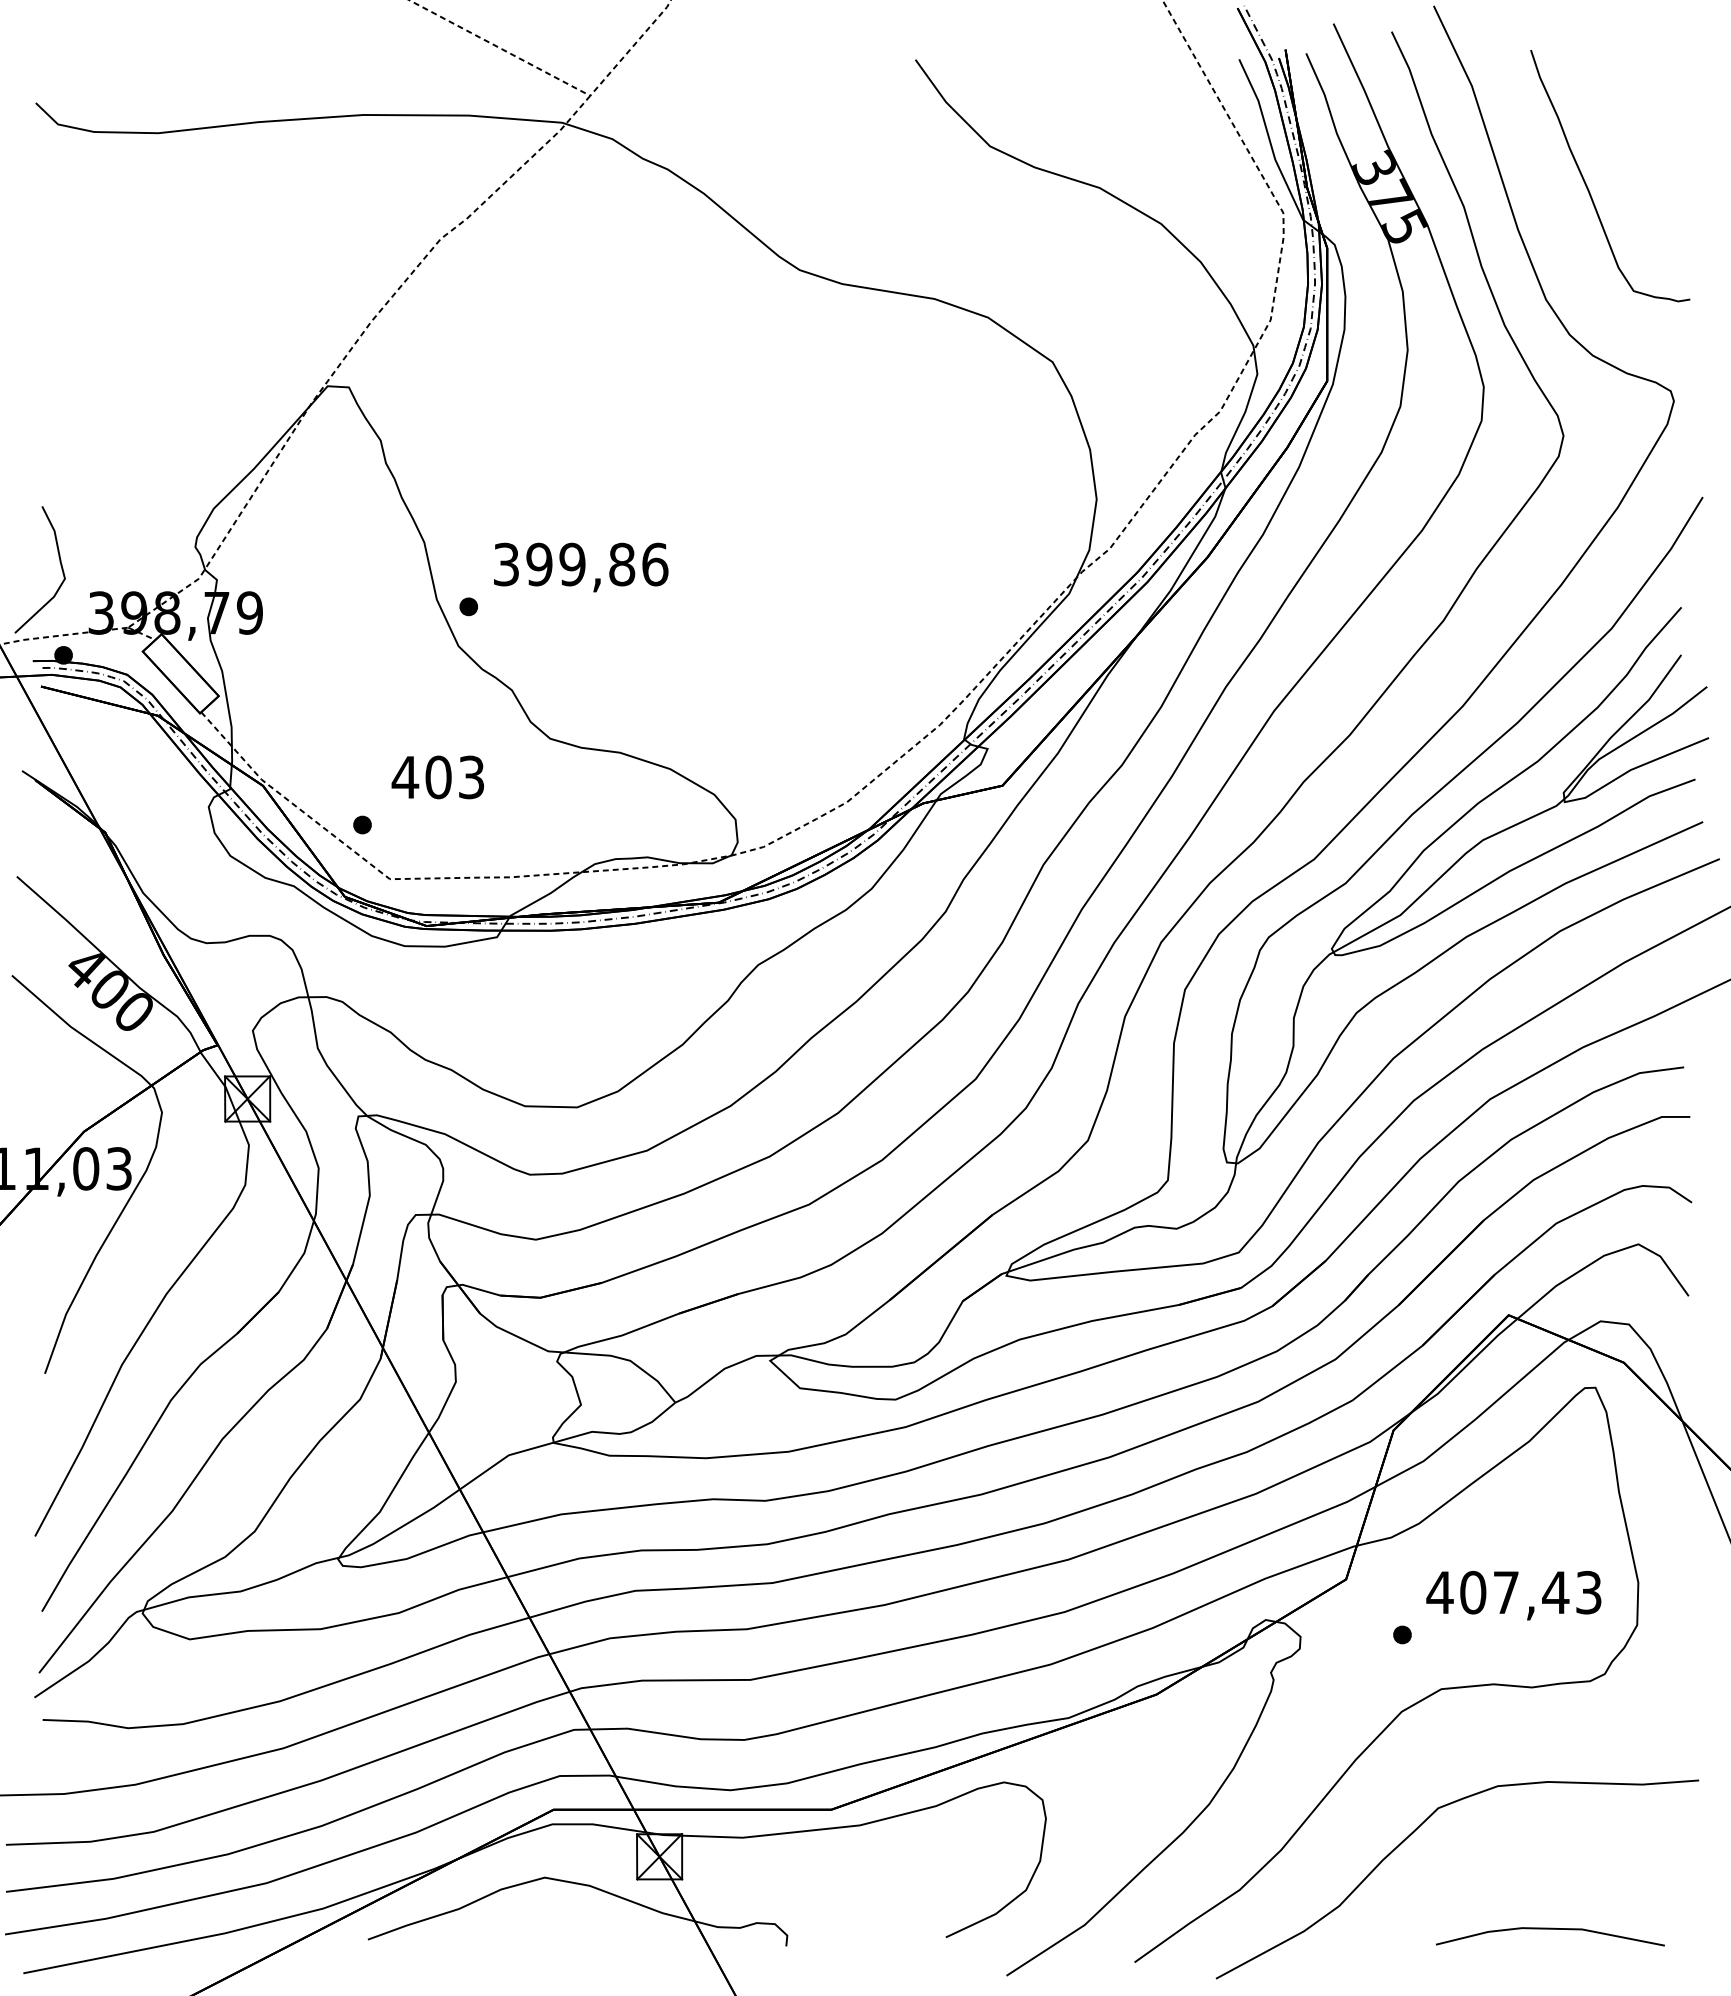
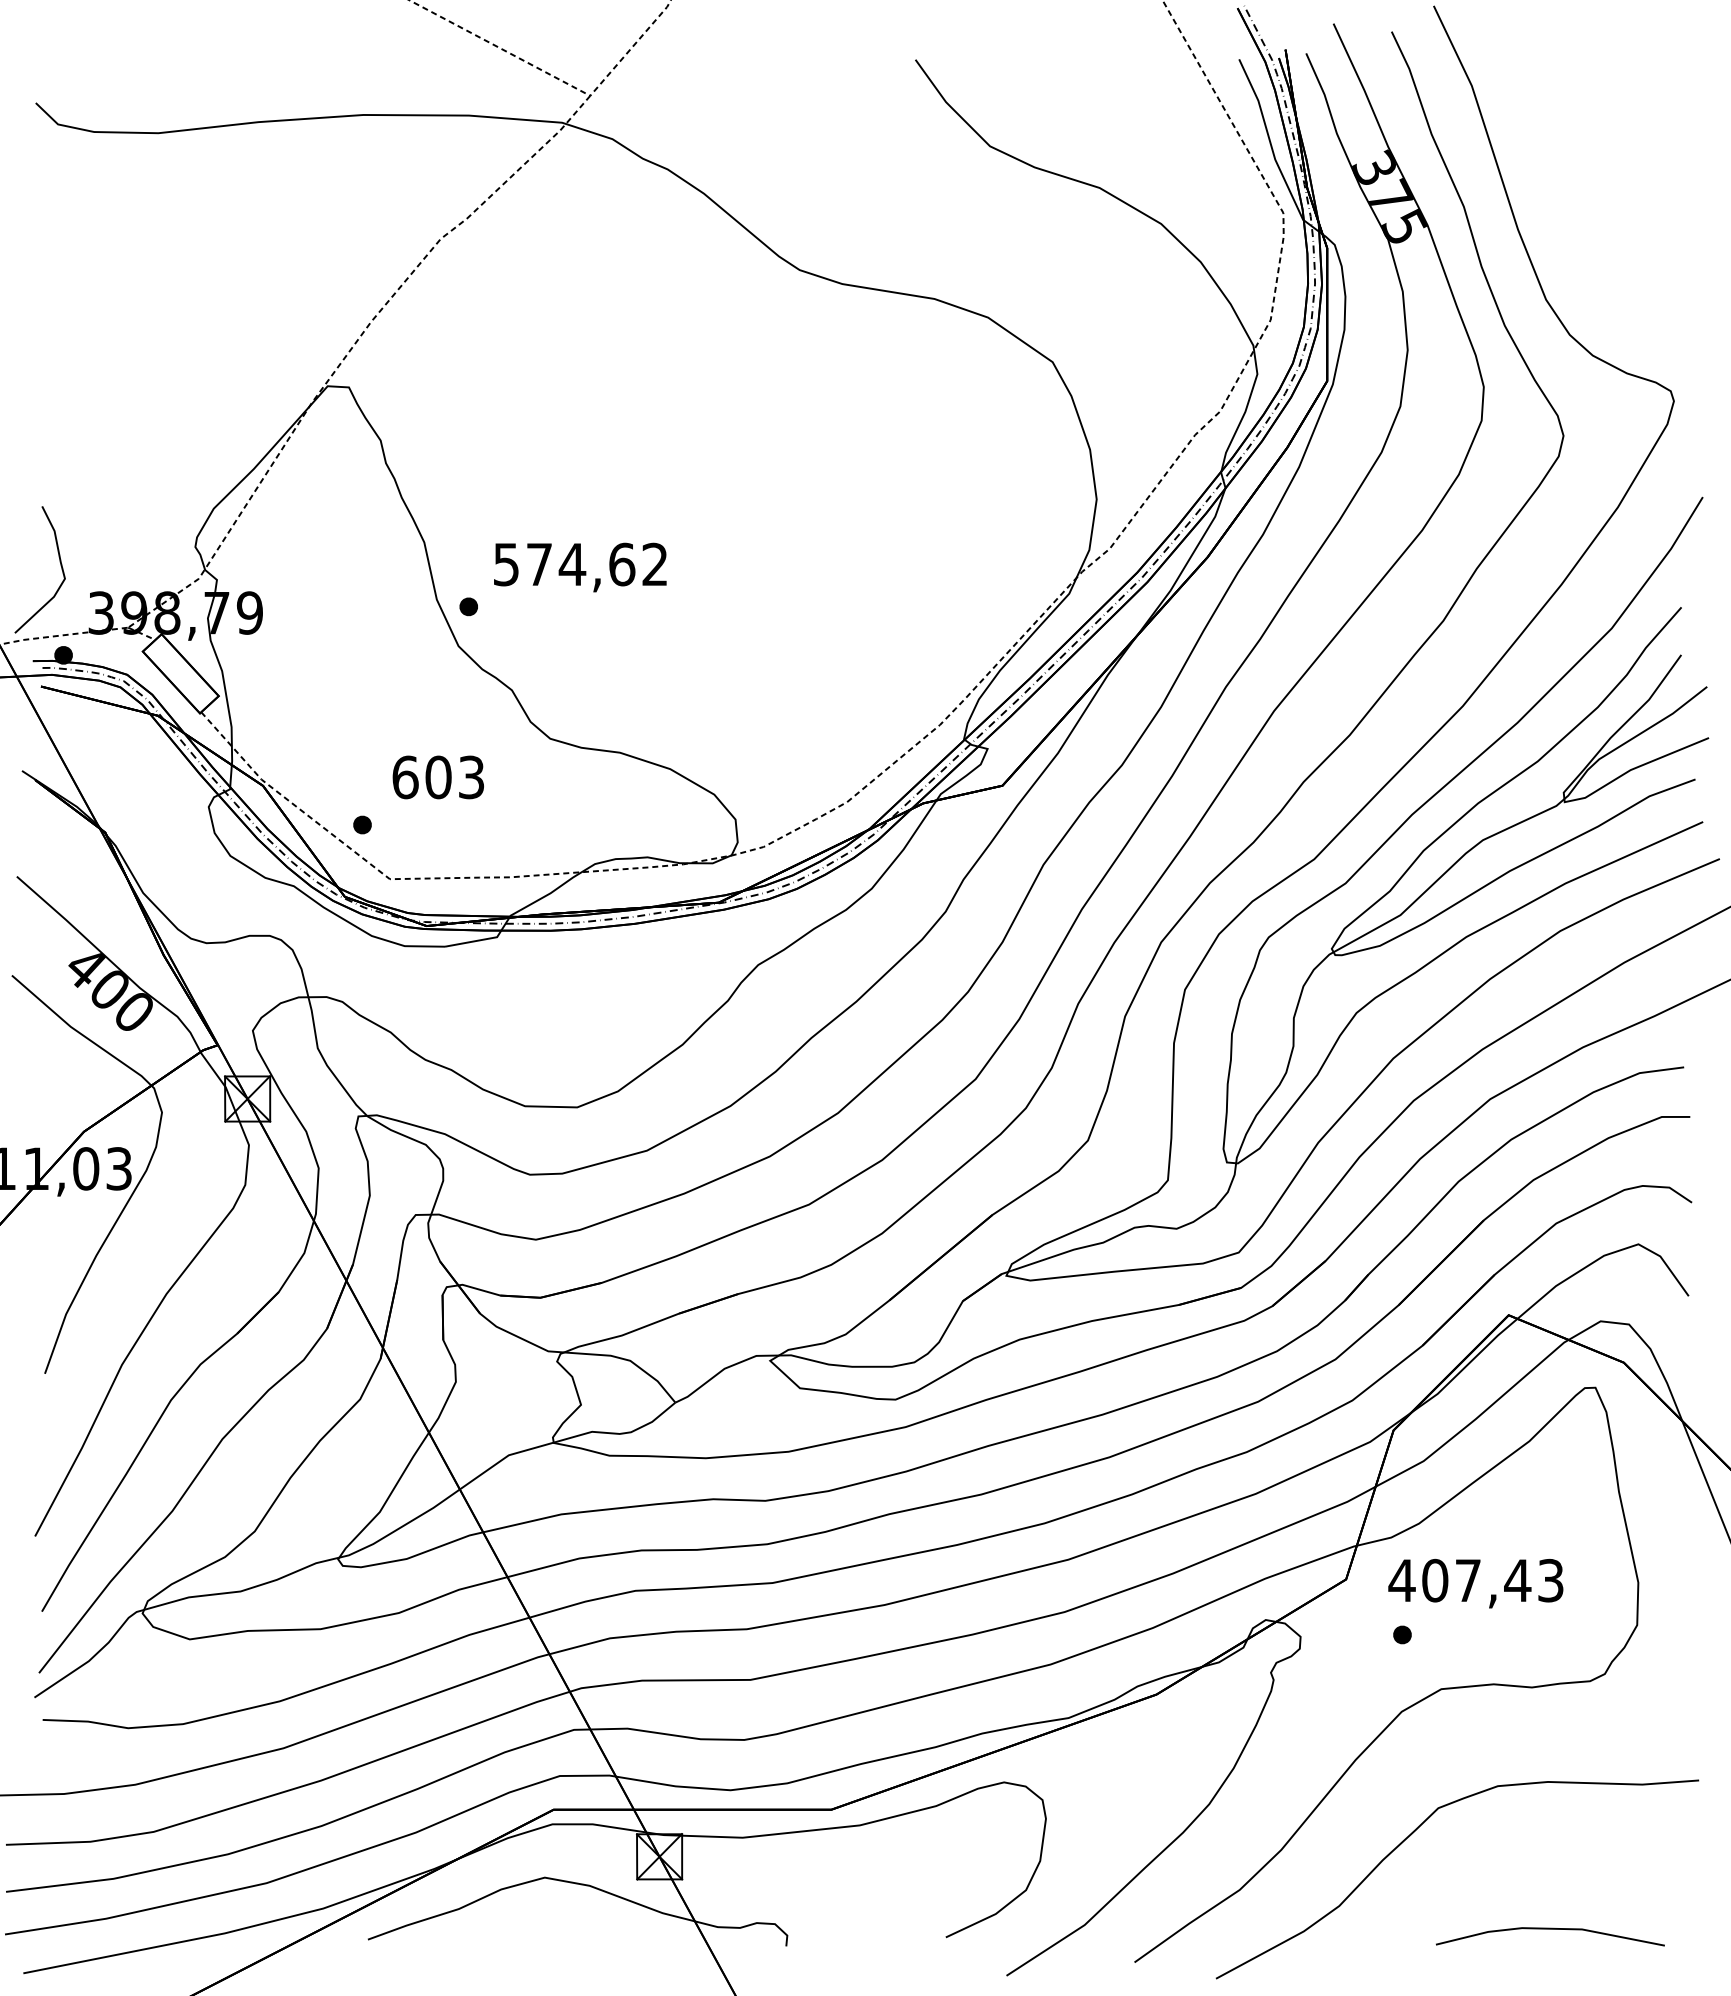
curve: present -> none (1588, 187)
text: 399,86 -> 574,62 (581, 564)
text: 403 -> 603 (405, 777)
text position: (1513, 1595) -> (1475, 1583) (1475, 1583)
